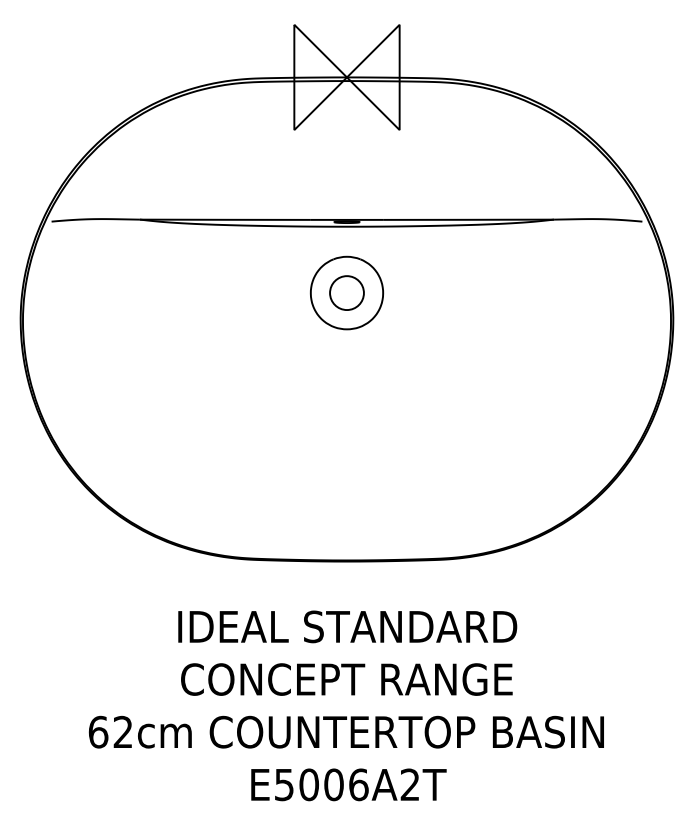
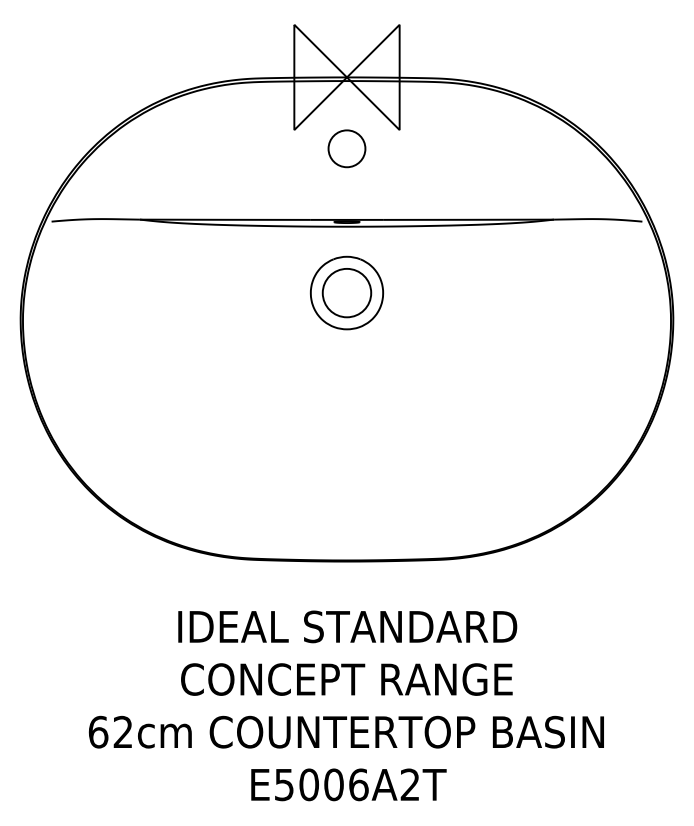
circle: none -> present (346, 148)
circle diameter: 34 px -> 48 px (346, 292)
